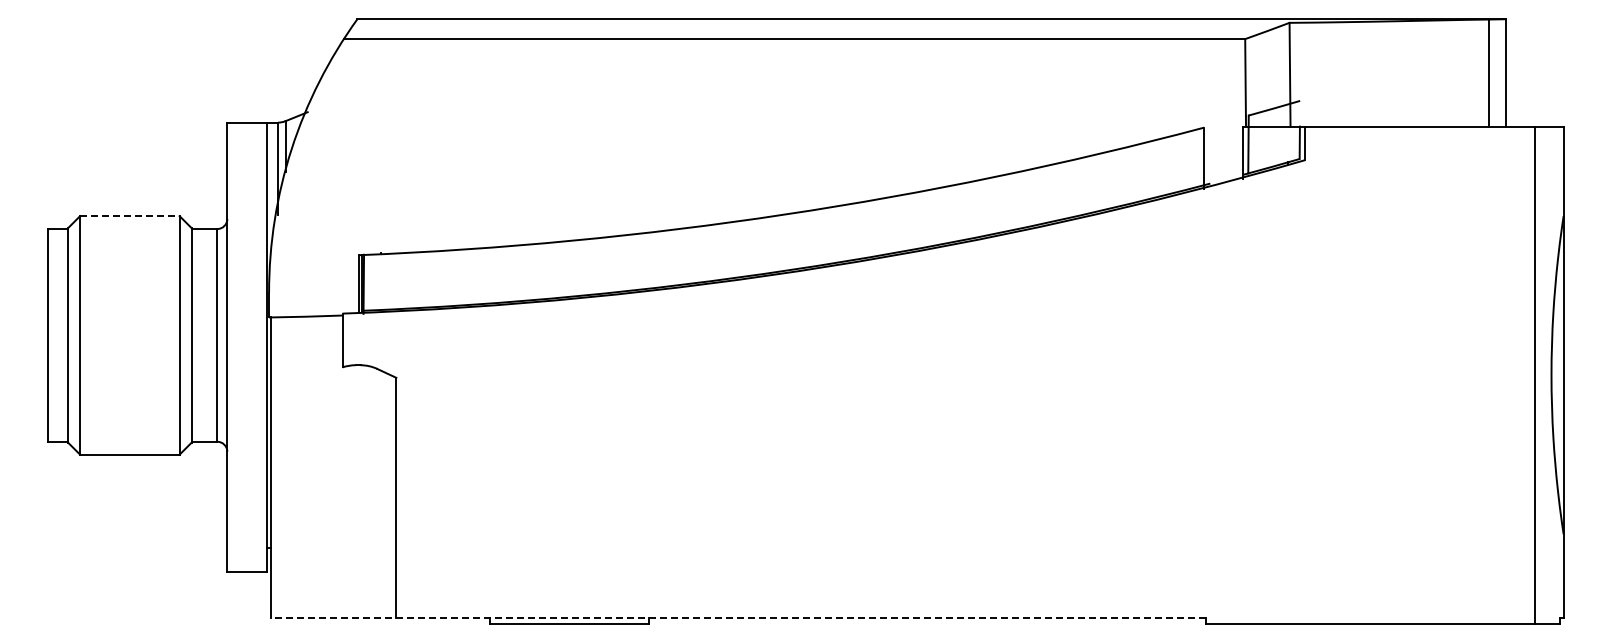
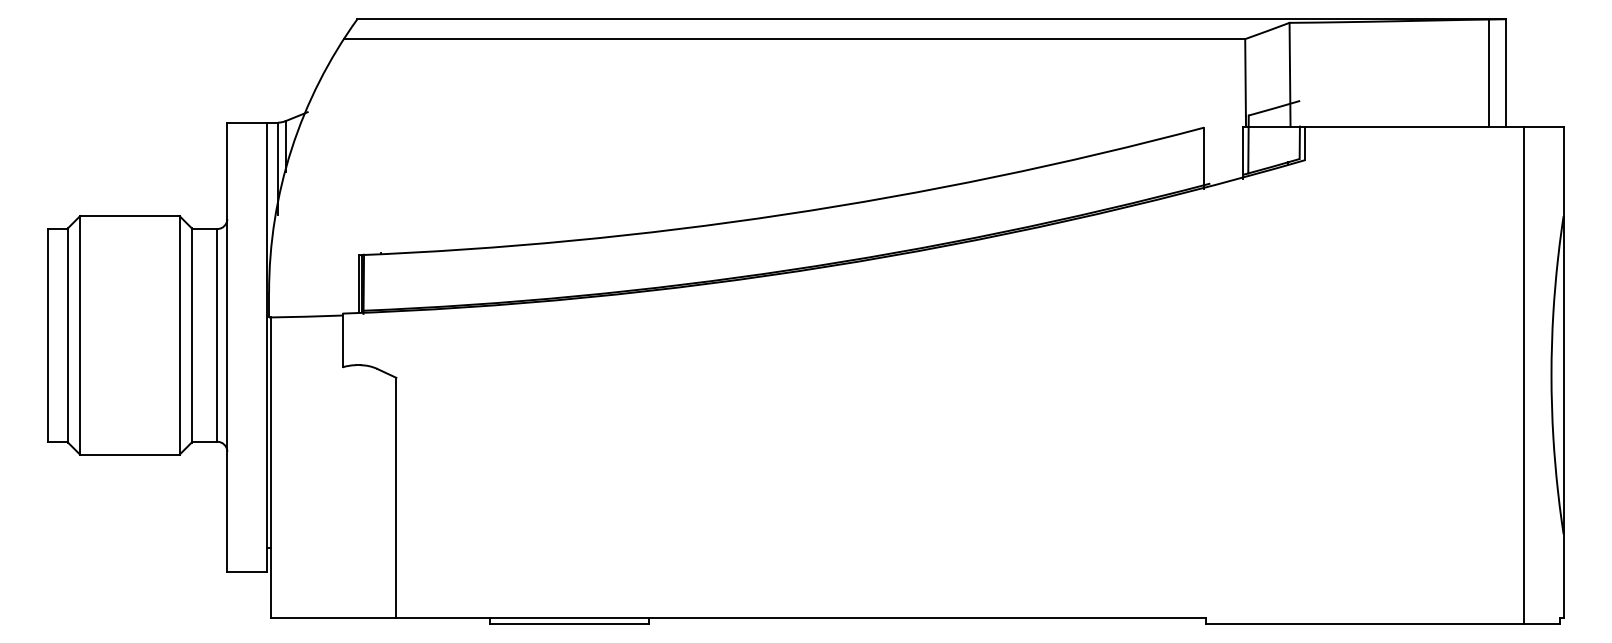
line: dashed -> solid (129, 216)
line position: (1534, 374) -> (1523, 374) (1523, 374)
line: dashed -> solid (737, 617)
